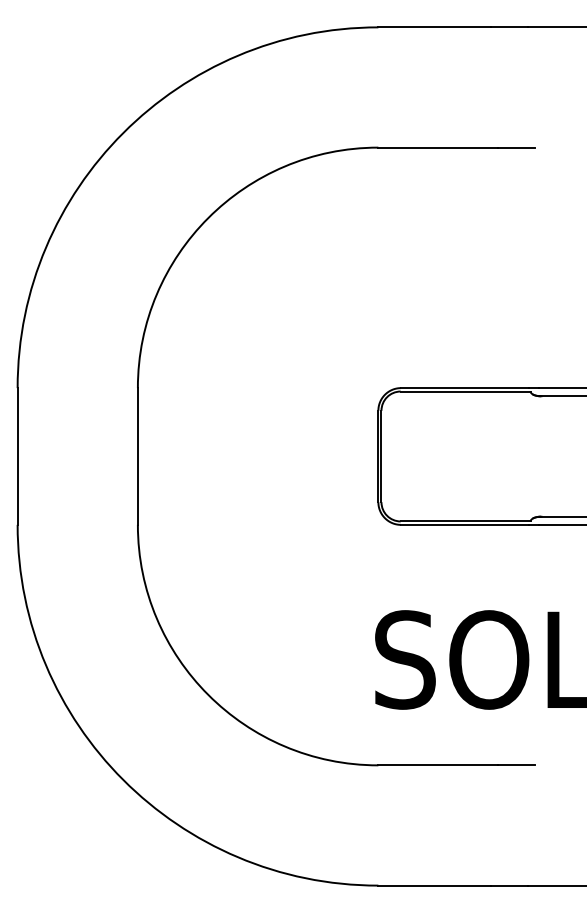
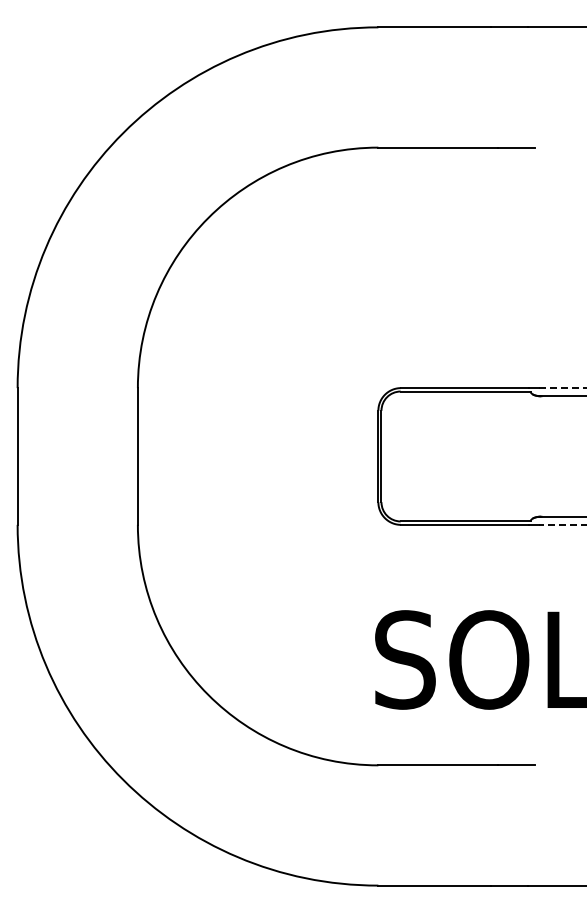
line: solid -> dashed (563, 388)
line: solid -> dashed (562, 524)
